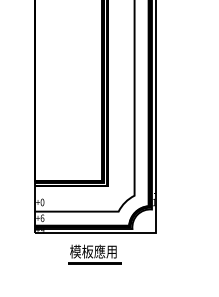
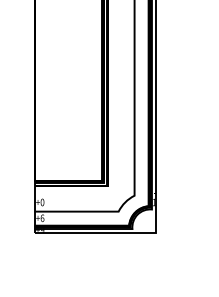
part: present -> none (94, 254)
